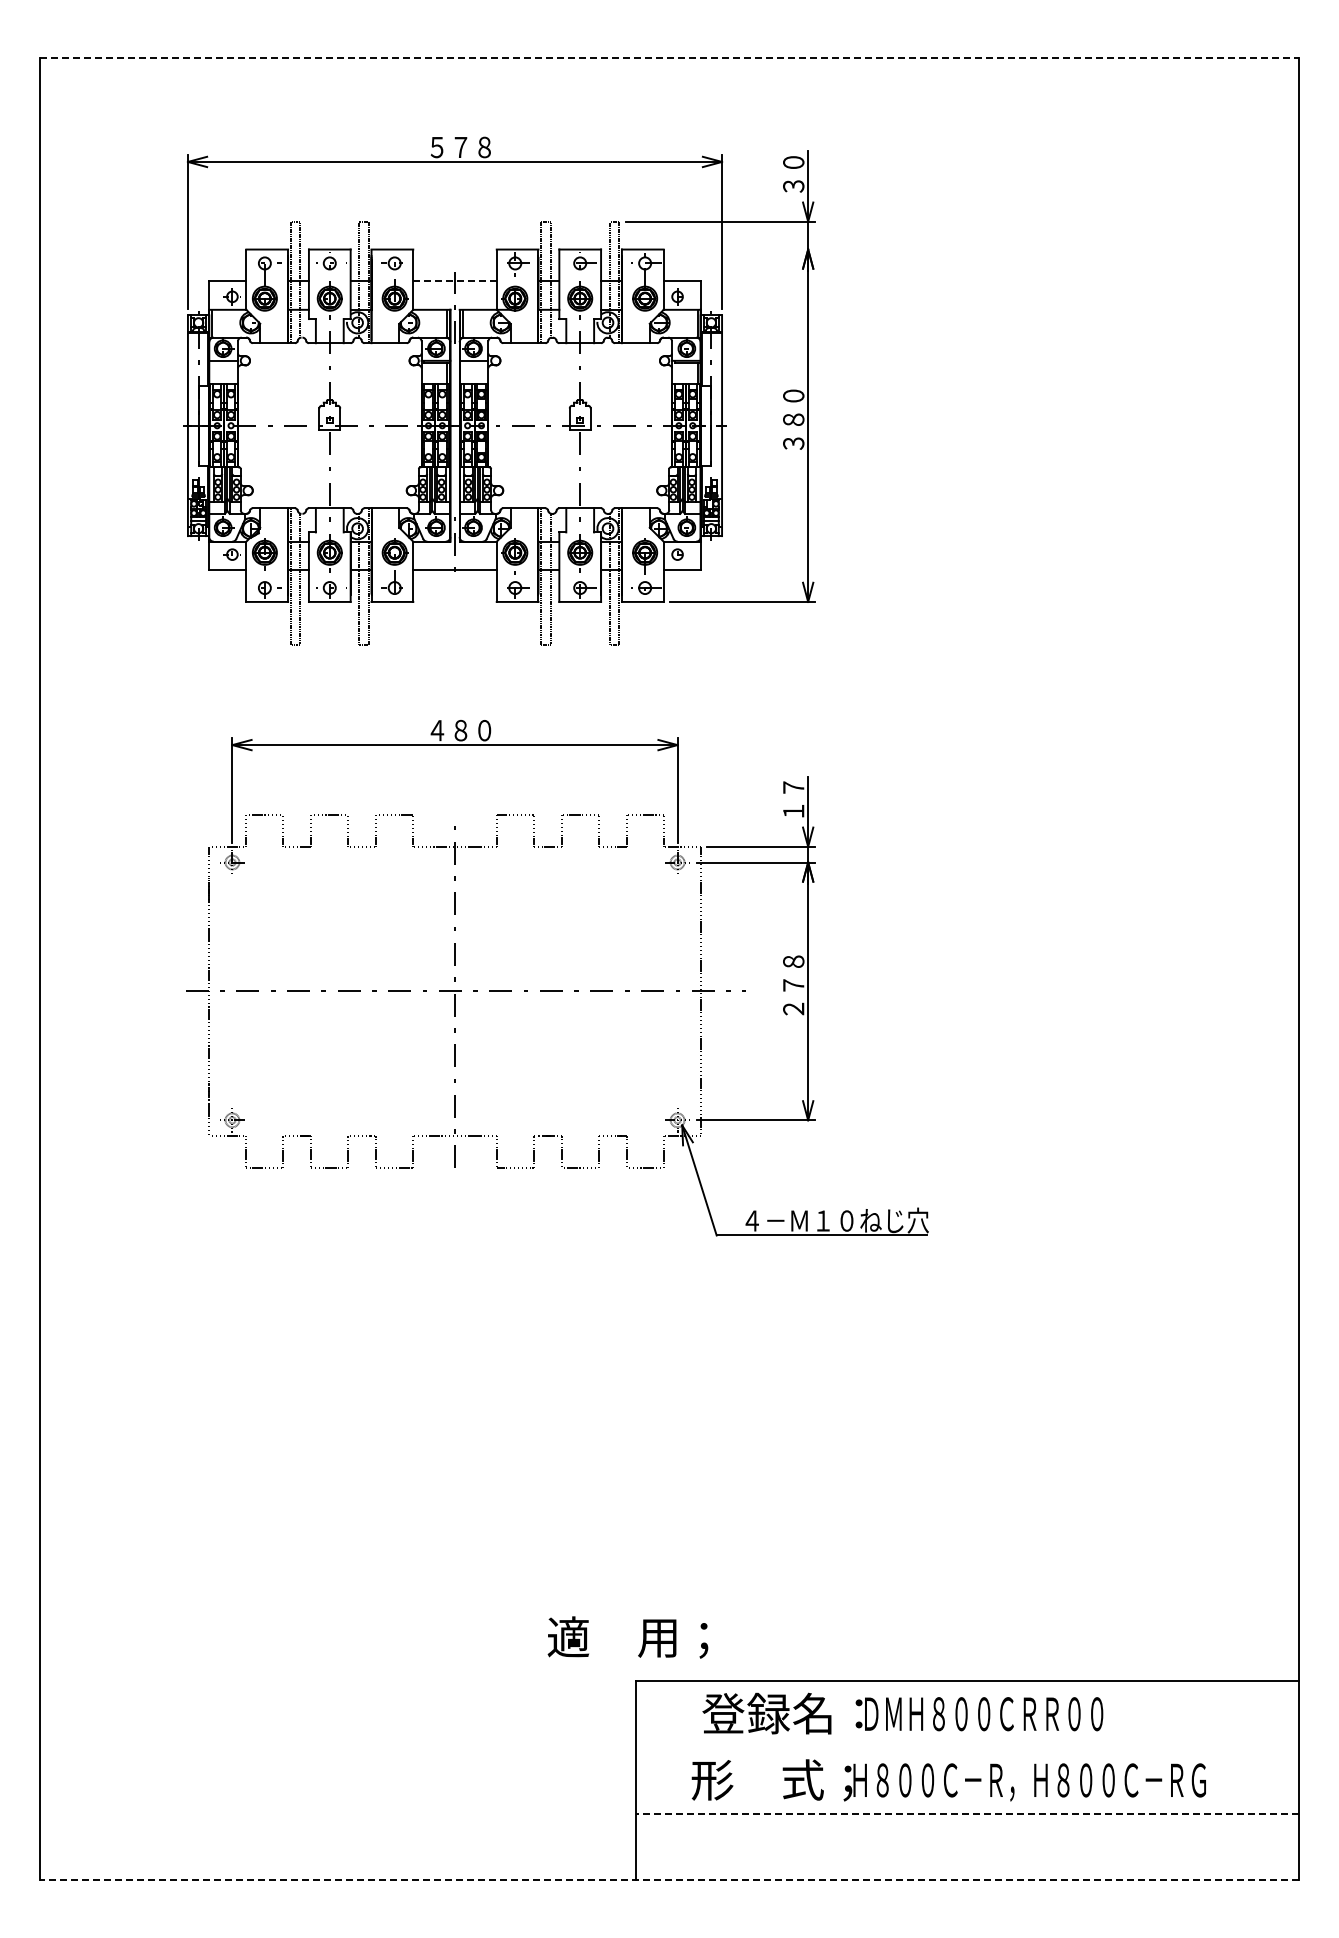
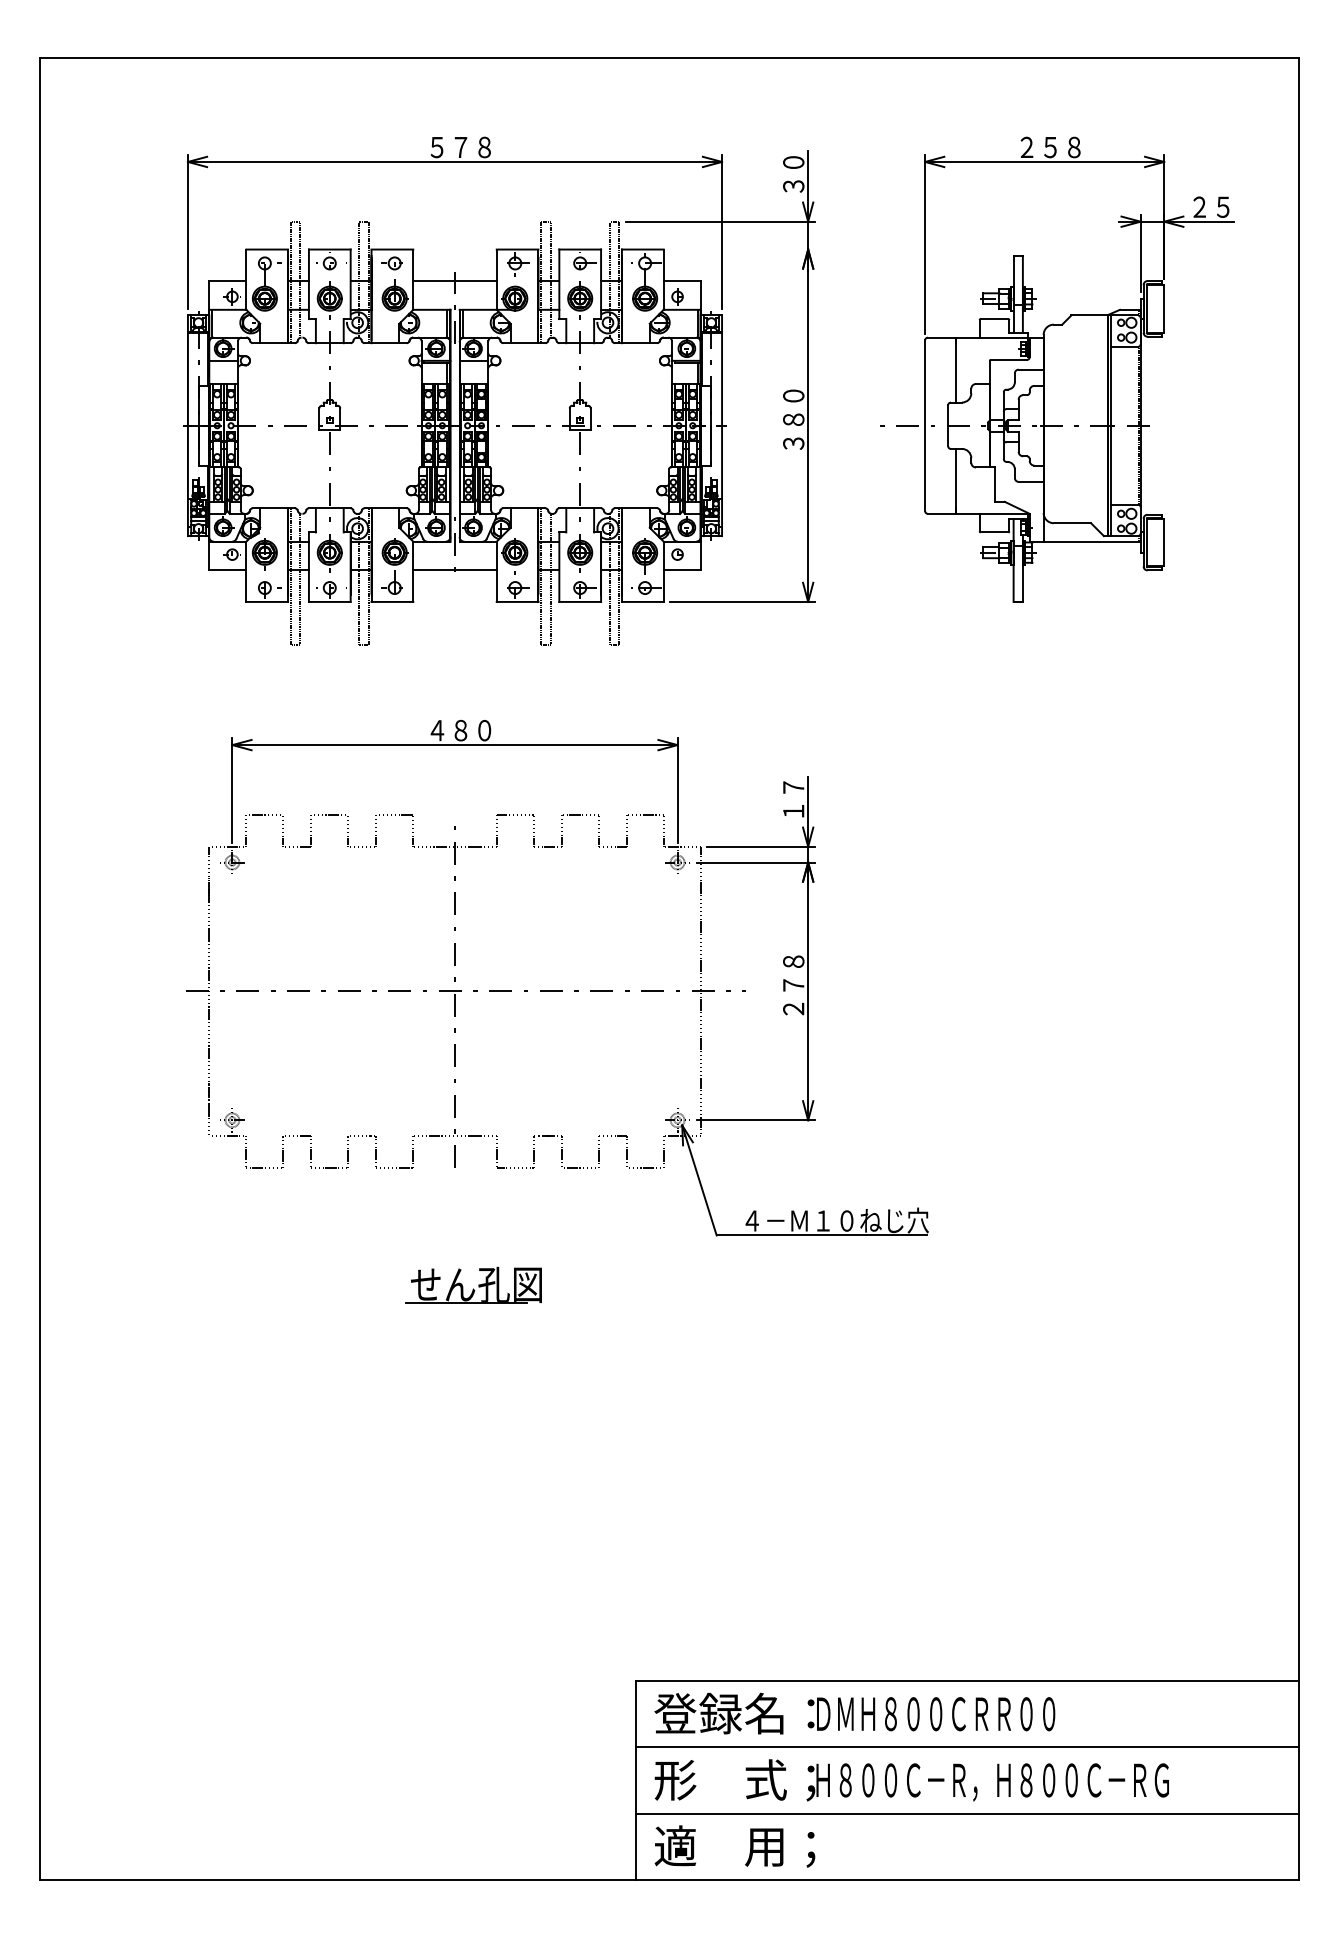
line: dashed -> solid (669, 58)
line: dashed -> solid (455, 281)
part: none -> present (1057, 369)
part: none -> present (473, 1284)
text position: (627, 1637) -> (734, 1846) (734, 1846)
text position: (902, 1713) -> (854, 1713) (854, 1713)
line: none -> present (967, 1747)
text position: (948, 1780) -> (911, 1780) (911, 1780)
line: dashed -> solid (967, 1813)
line: dashed -> solid (669, 1879)
